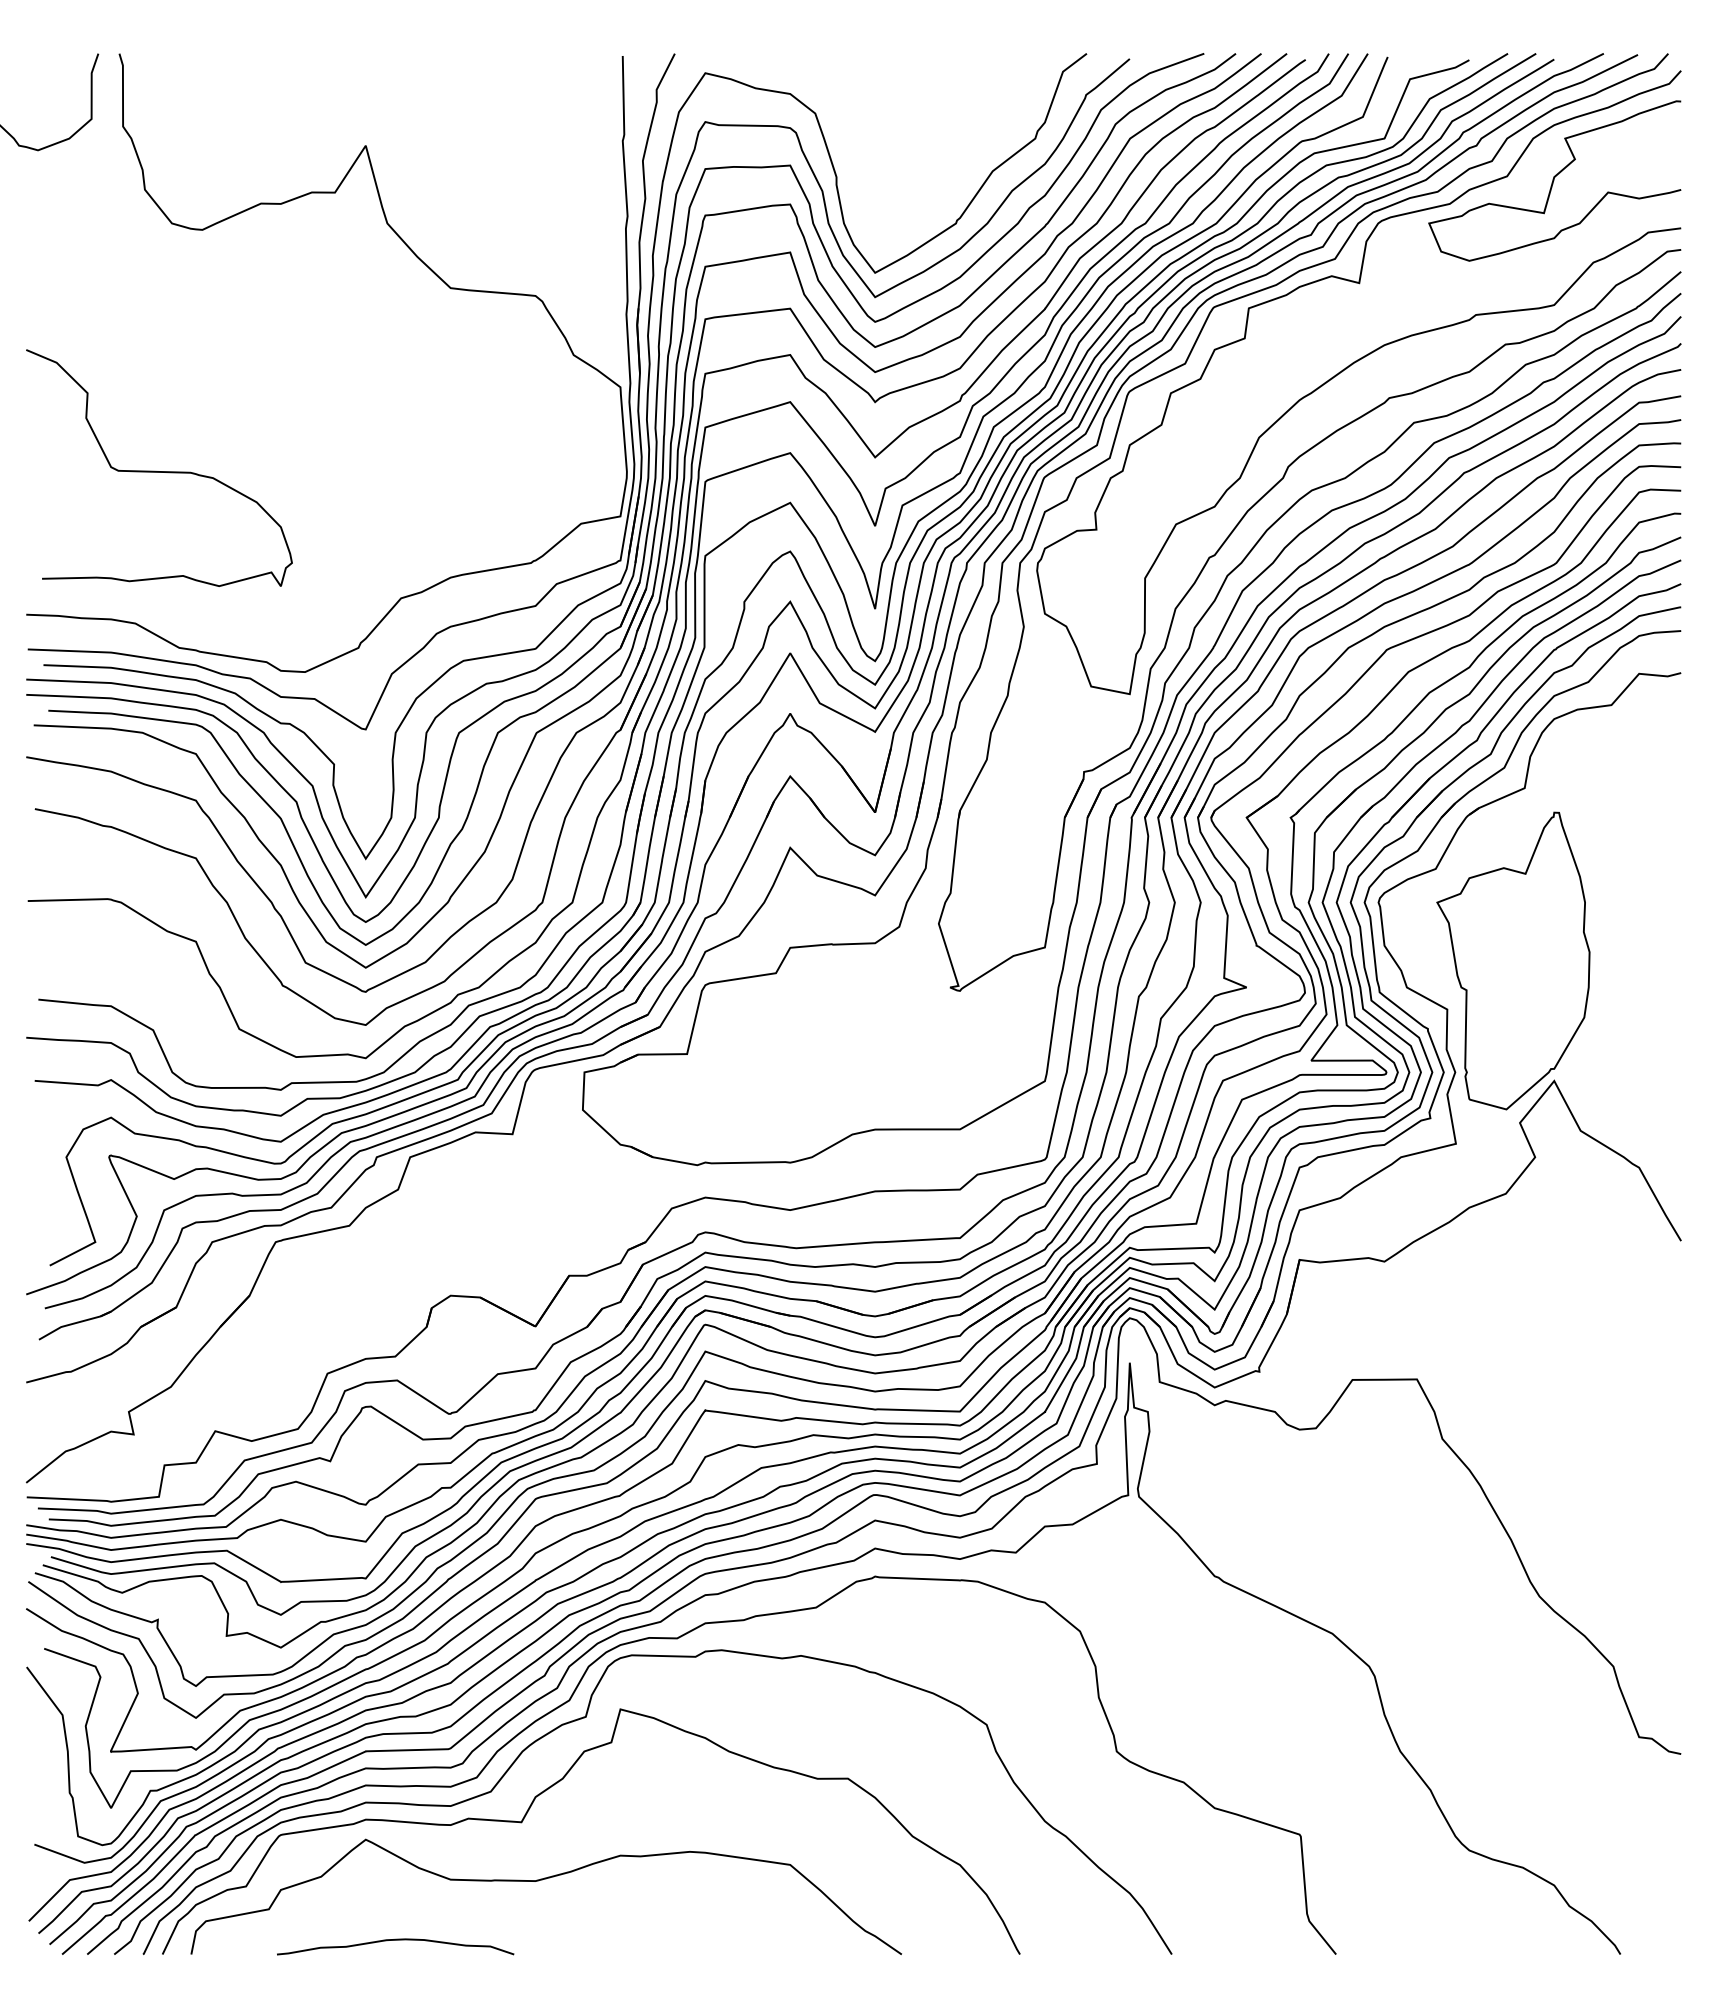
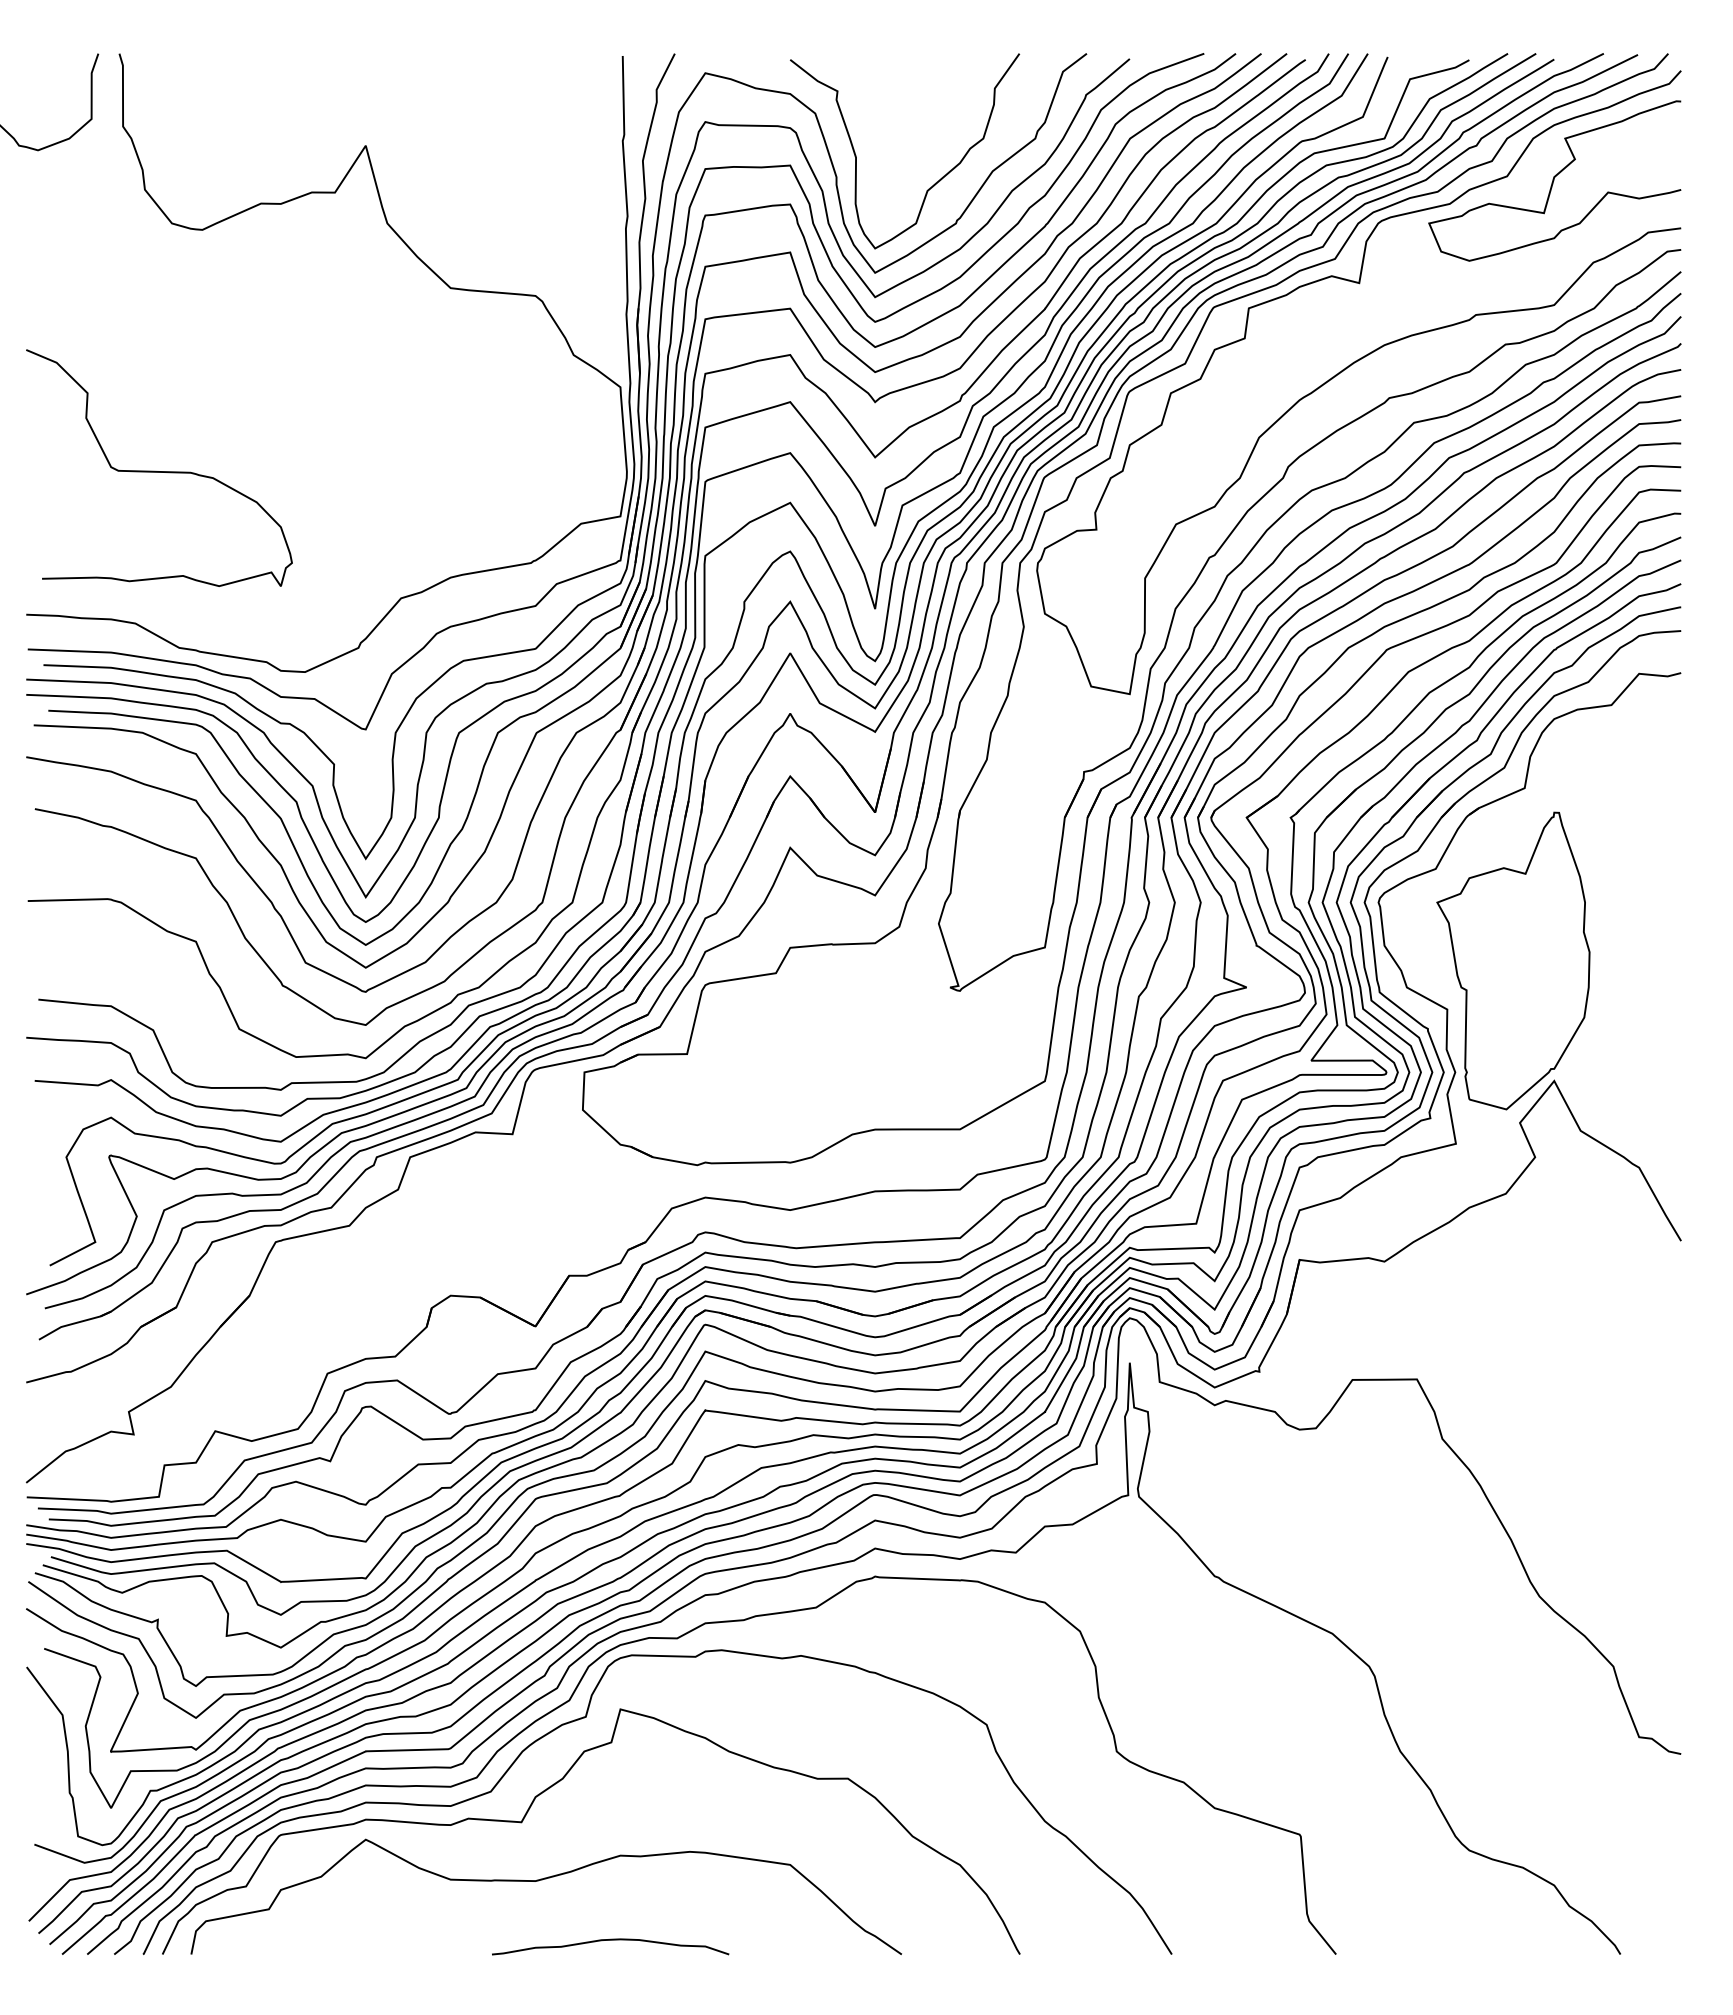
curve: none -> present (935, 182)
curve position: (395, 1940) -> (610, 1940) (610, 1940)
